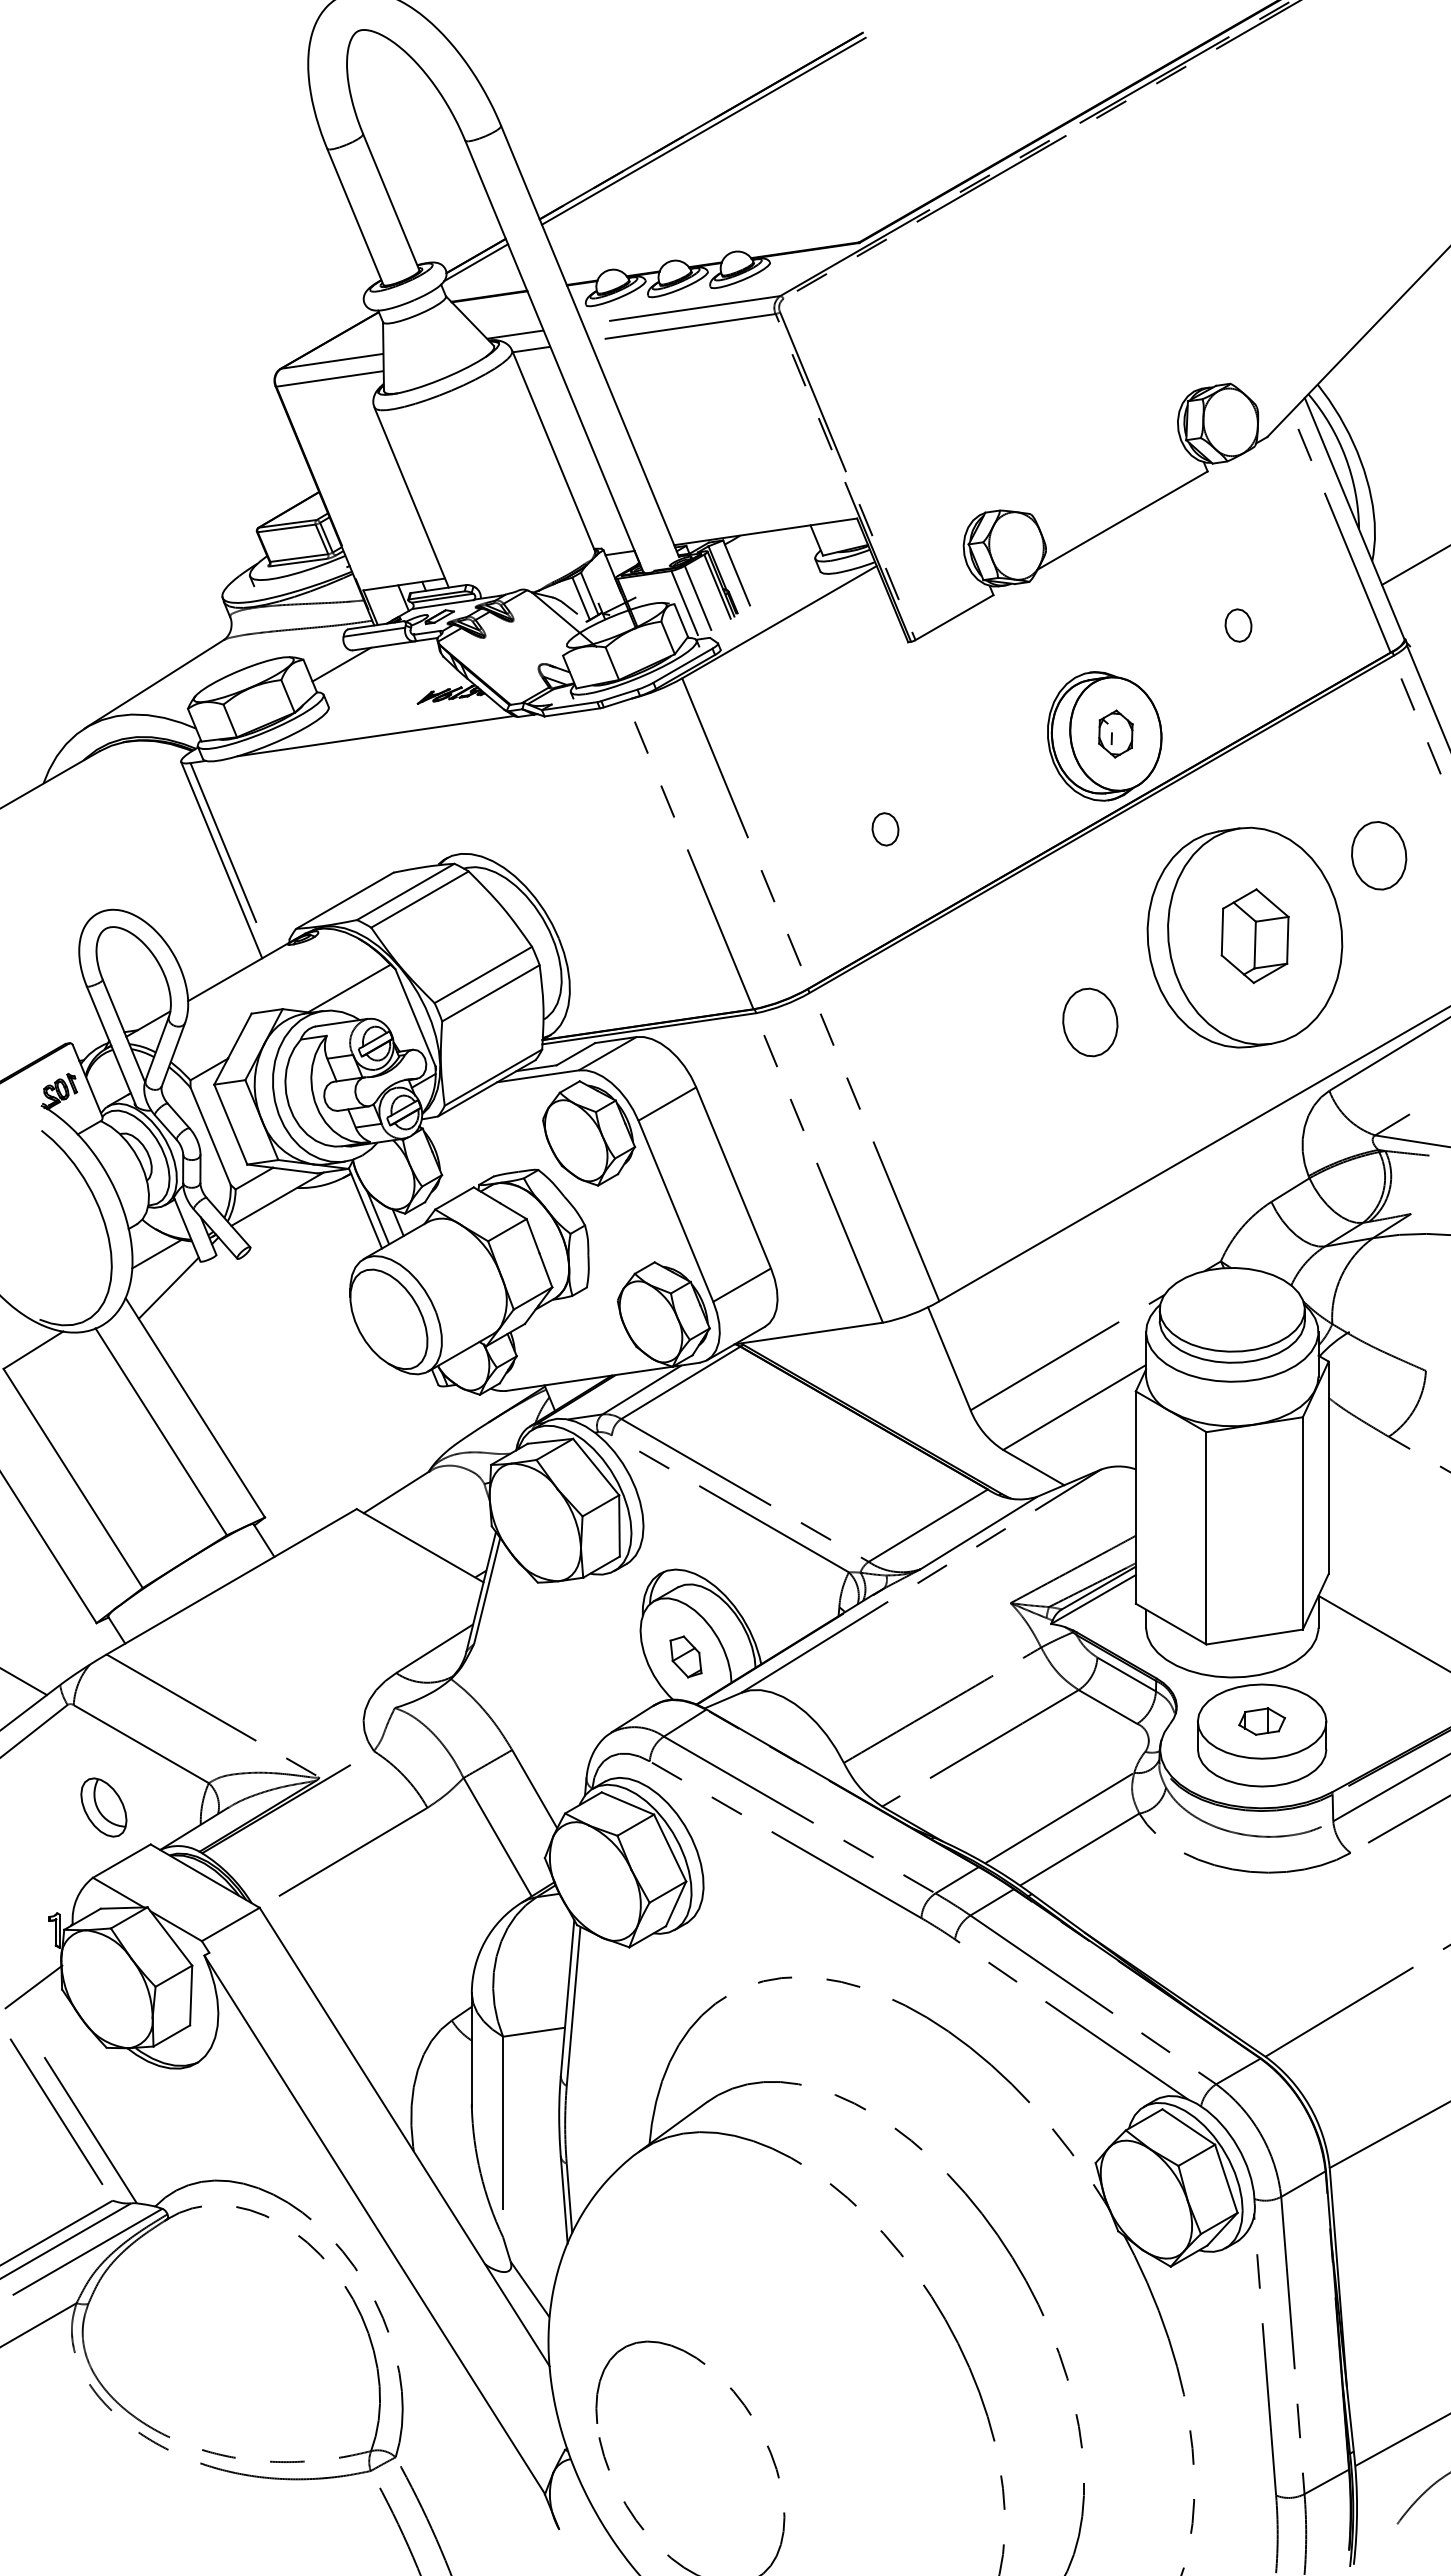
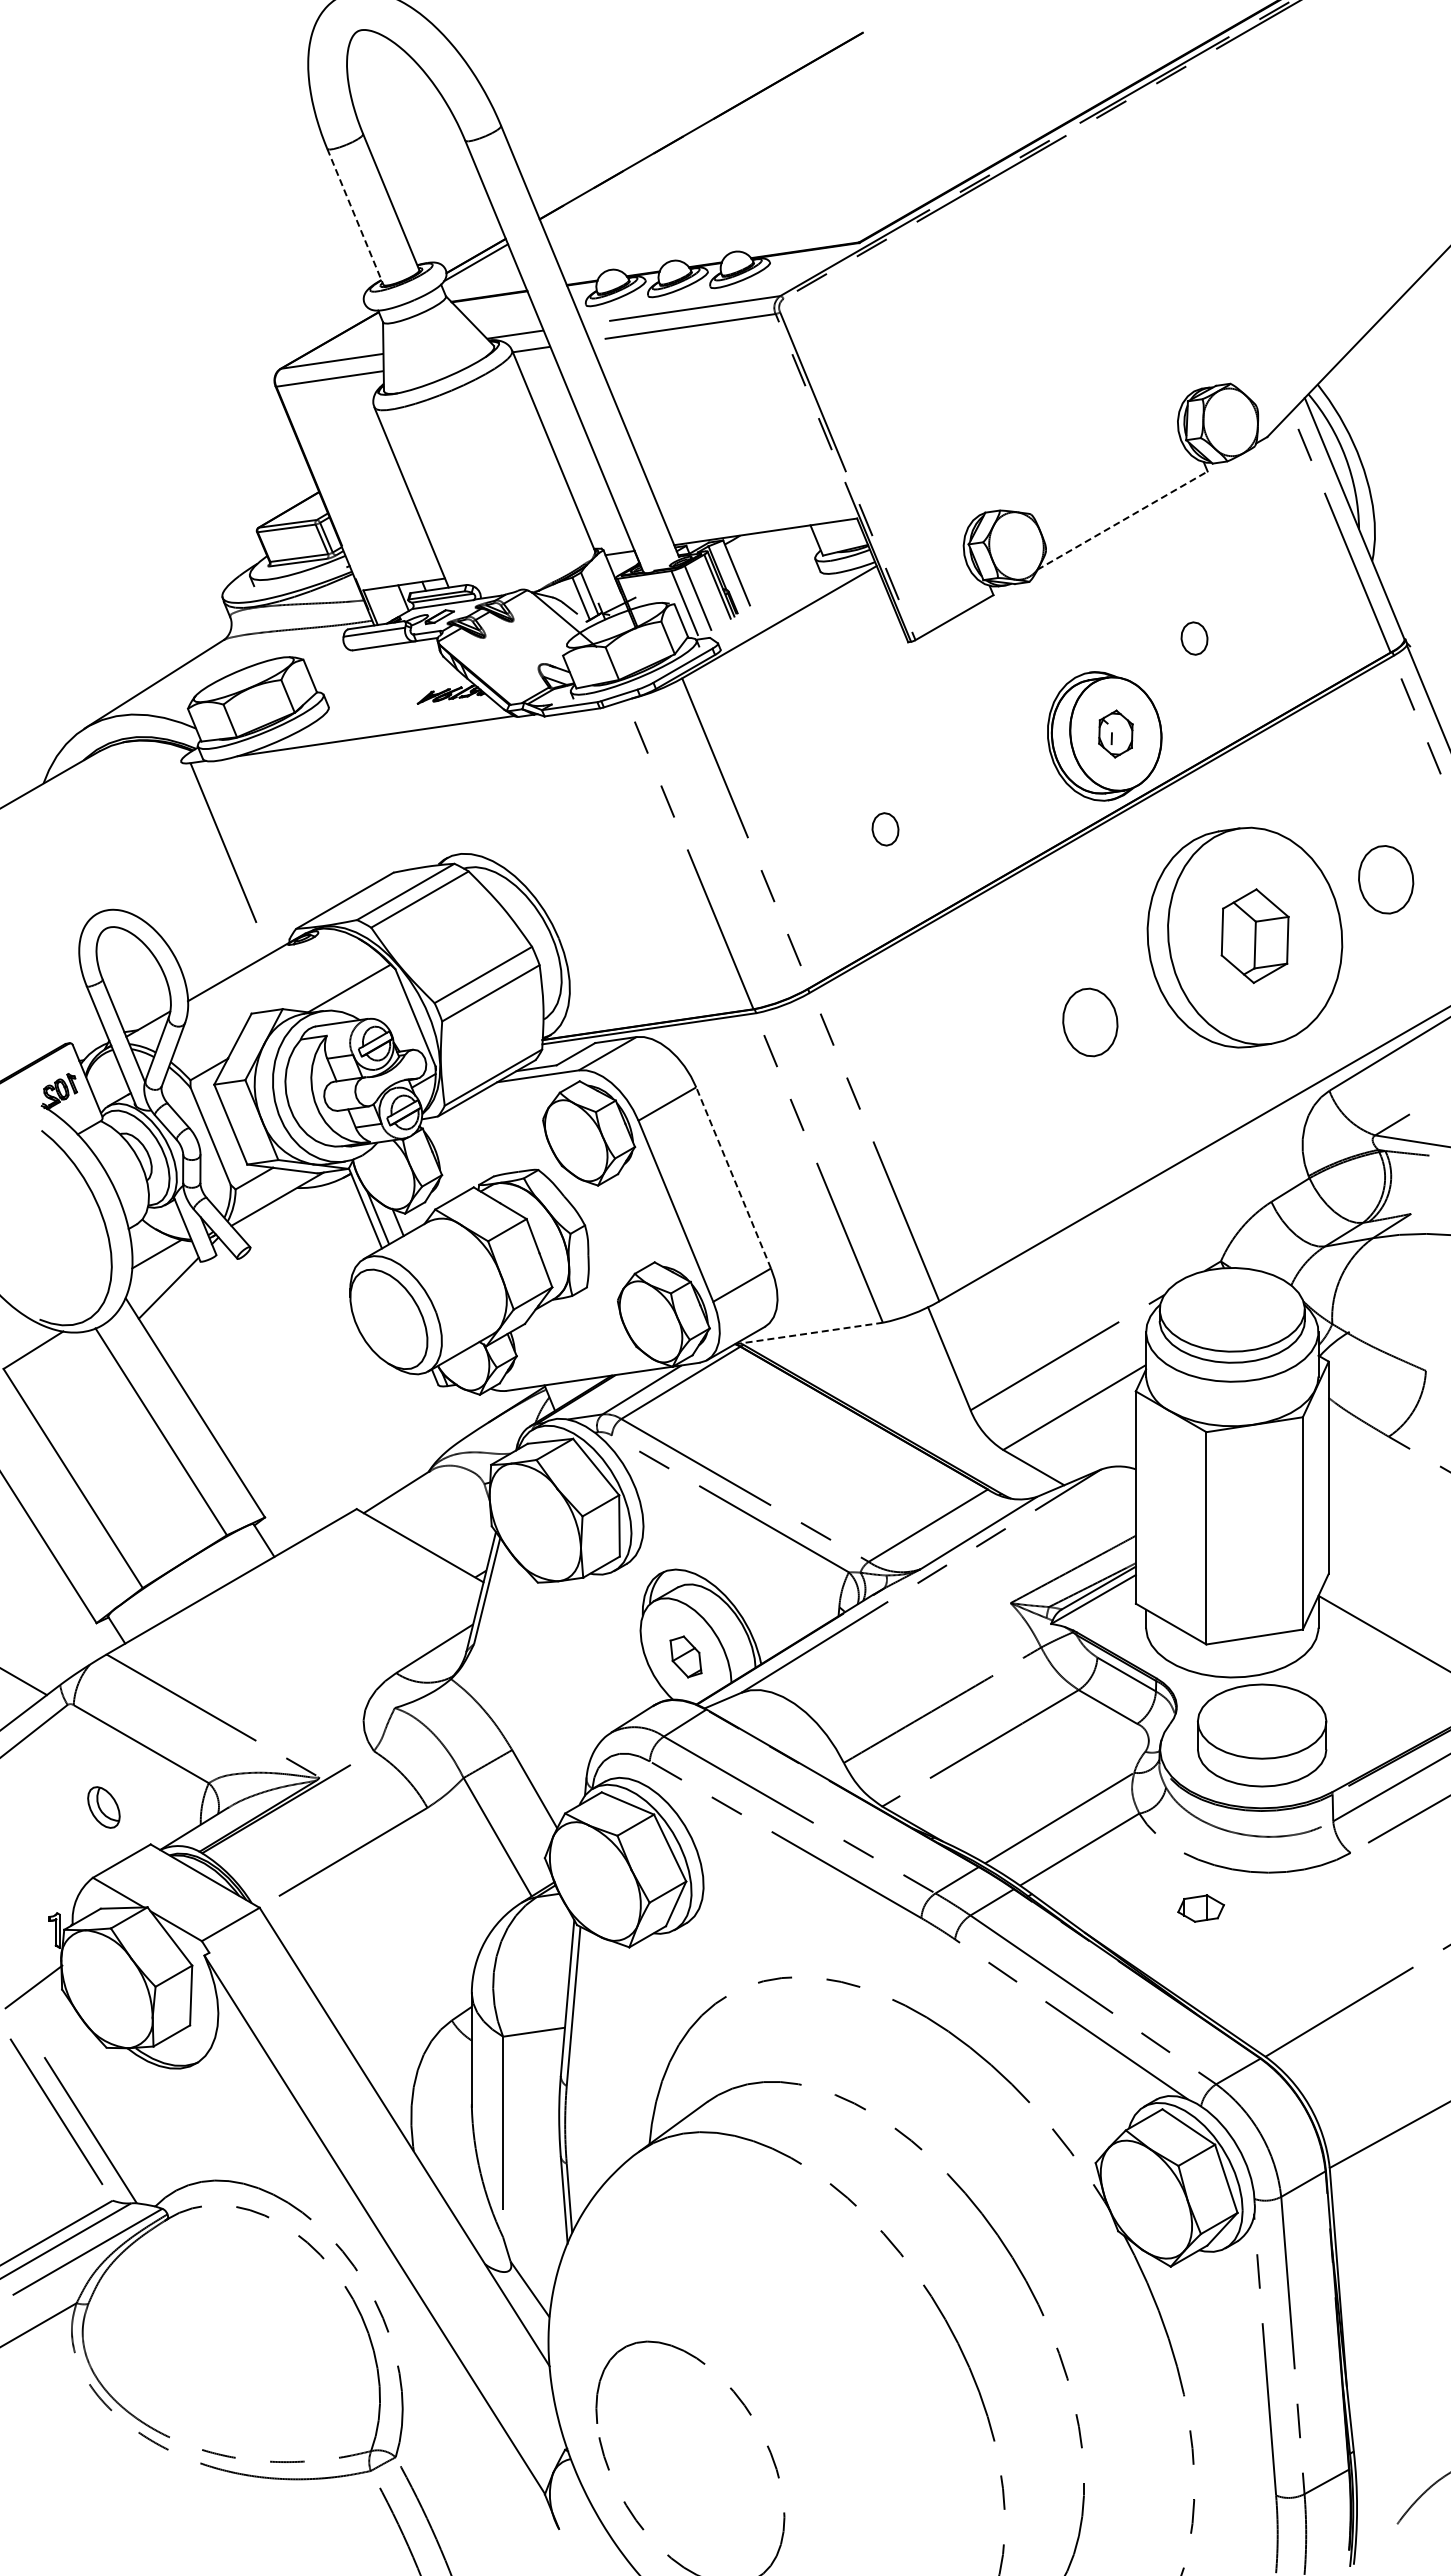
line: present -> none (703, 130)
line: solid -> dashed (355, 216)
line: solid -> dashed (1122, 520)
line: present -> none (1414, 565)
part position: (1238, 625) -> (1194, 638) (1194, 638)
line: present -> none (341, 664)
part position: (1379, 855) -> (1386, 879) (1386, 879)
line: present -> none (221, 859)
line: solid -> dashed (733, 1177)
line: solid -> dashed (808, 1333)
part position: (1261, 1721) -> (1200, 1908) (1200, 1908)
part size: 48x61 px -> 34x43 px (103, 1807)
line: present -> none (1401, 2440)
